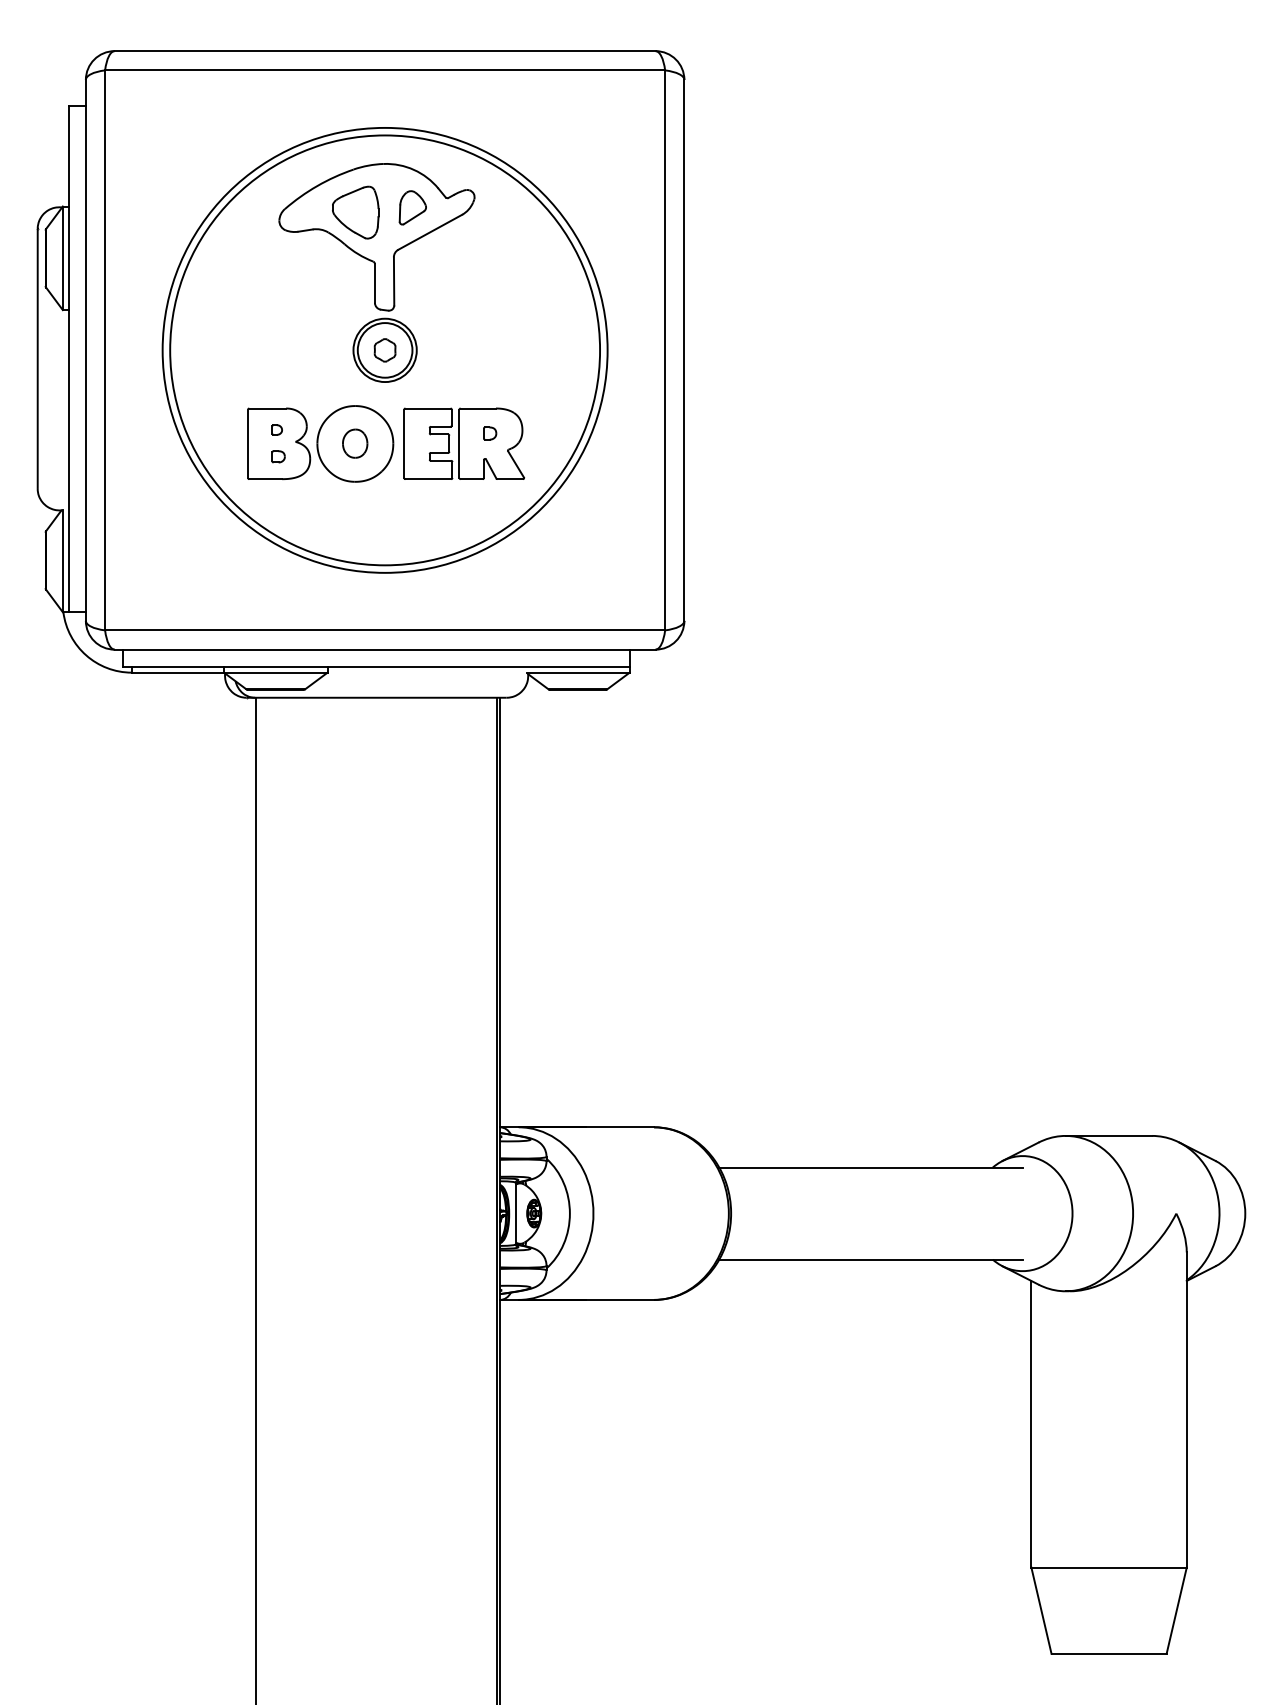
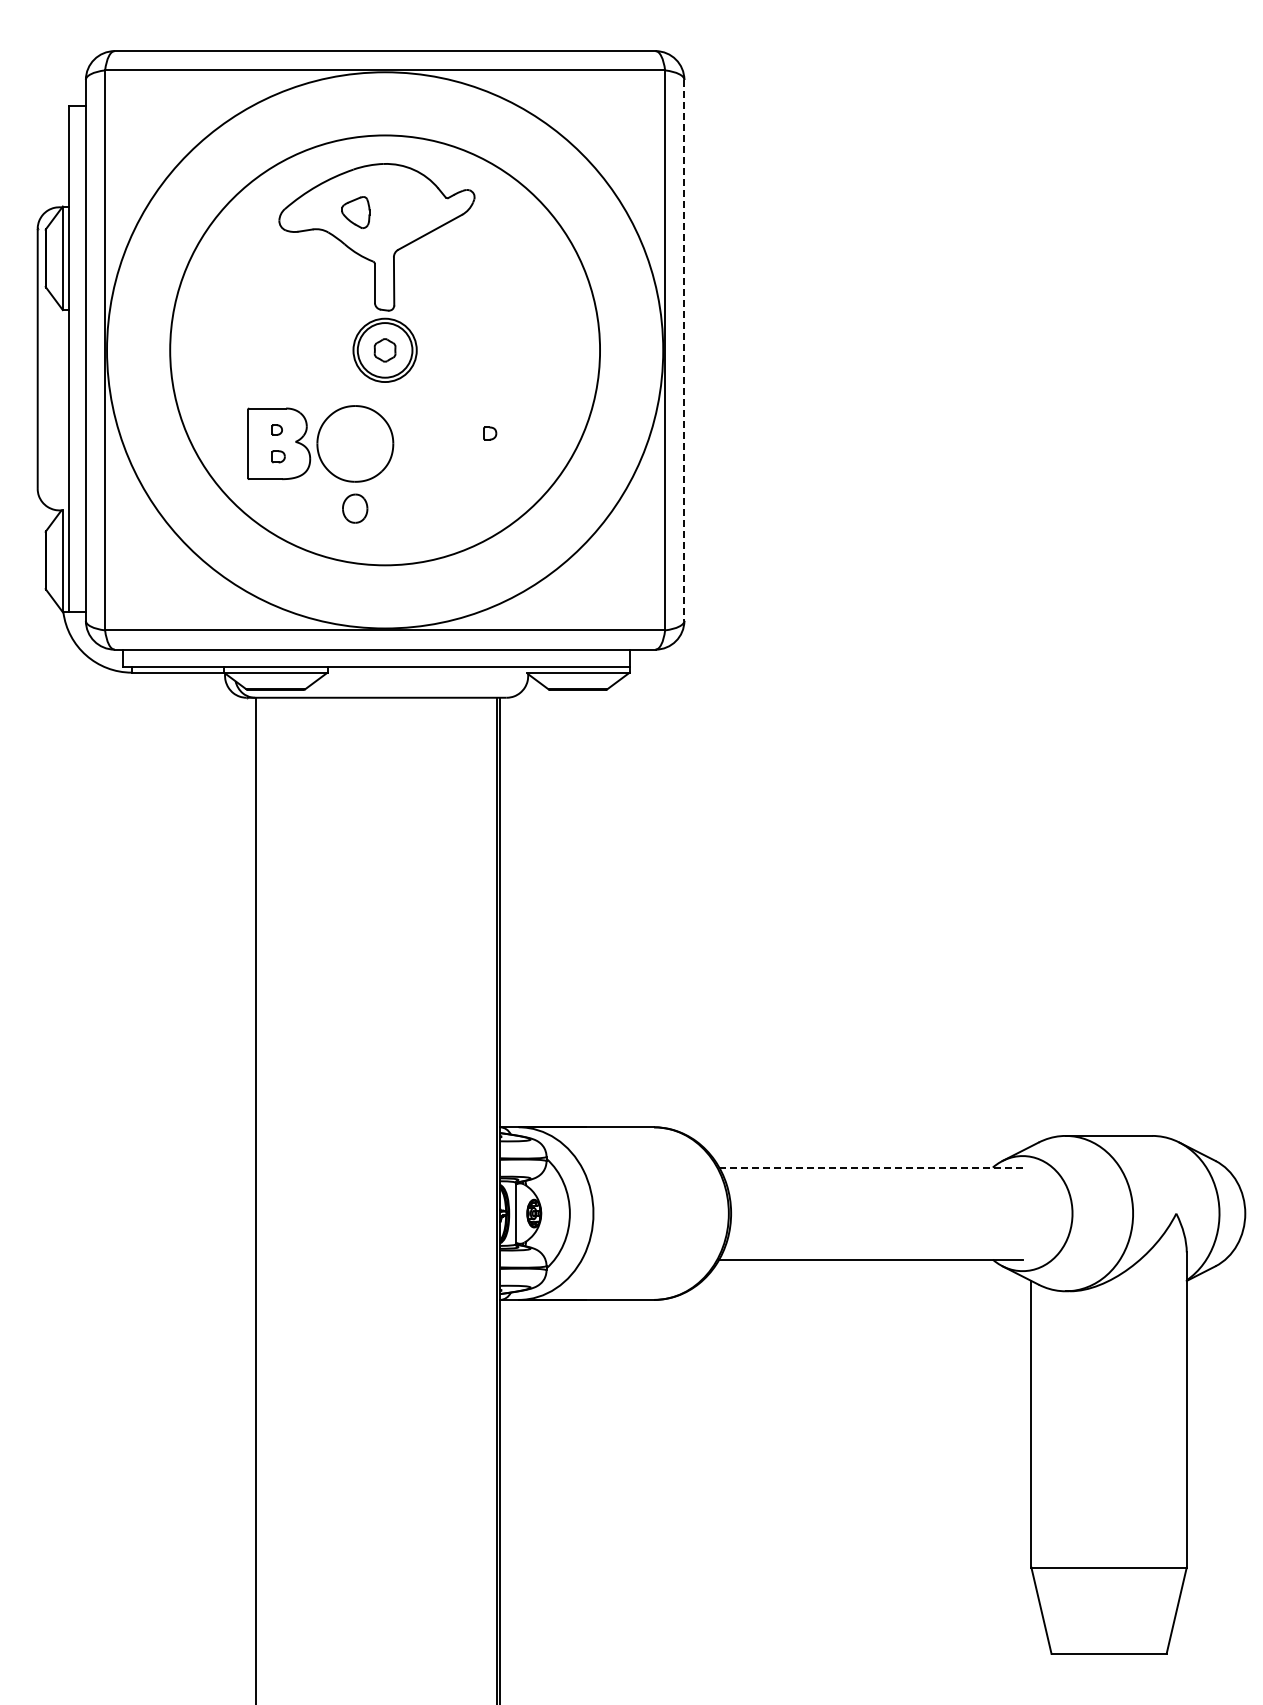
part: present -> none (412, 207)
part size: 48x55 px -> 30x33 px (355, 212)
circle diameter: 445 px -> 556 px (385, 350)
line: solid -> dashed (684, 350)
part position: (355, 443) -> (355, 508) (355, 508)
part: present -> none (464, 443)
line: solid -> dashed (871, 1167)
